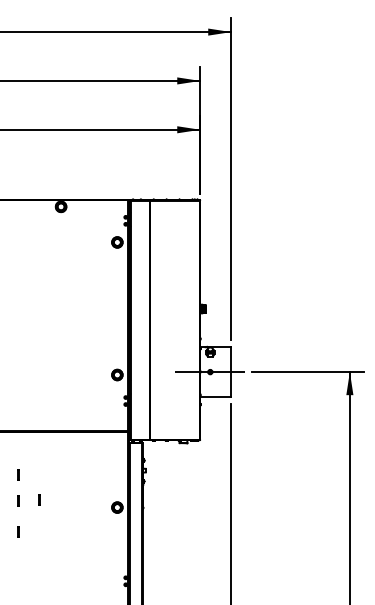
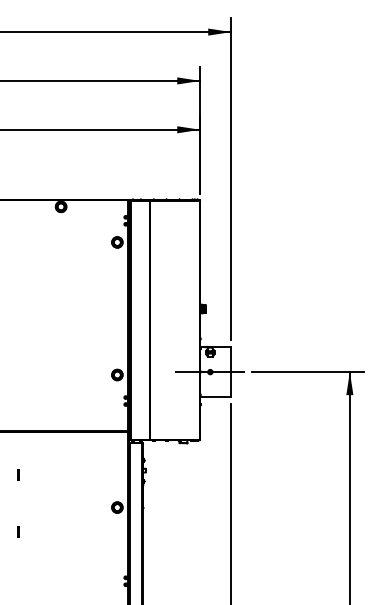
line: present -> none (39, 499)
line: present -> none (18, 500)
